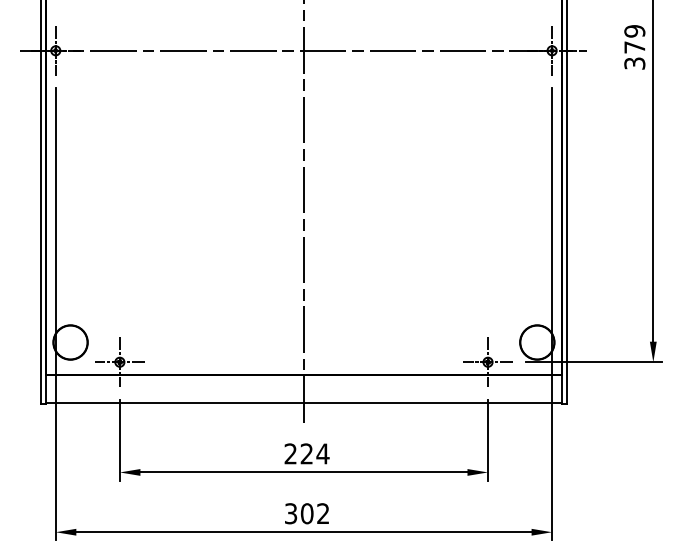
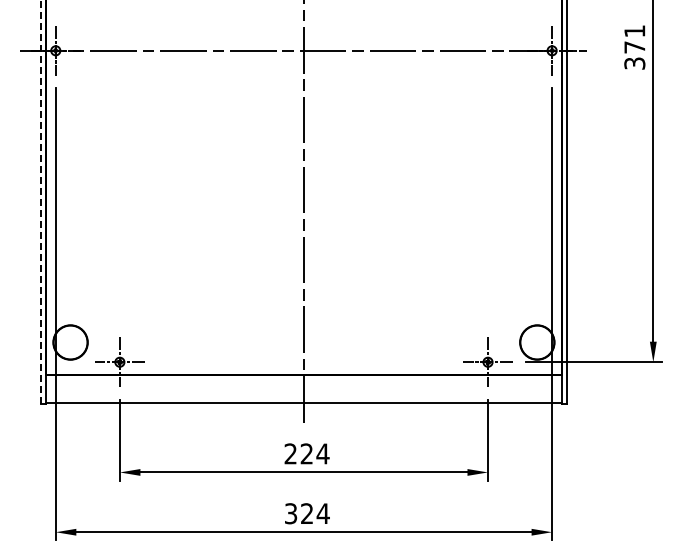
text: 379 -> 371 (634, 31)
line: solid -> dashed (41, 202)
text: 302 -> 324 (314, 513)
